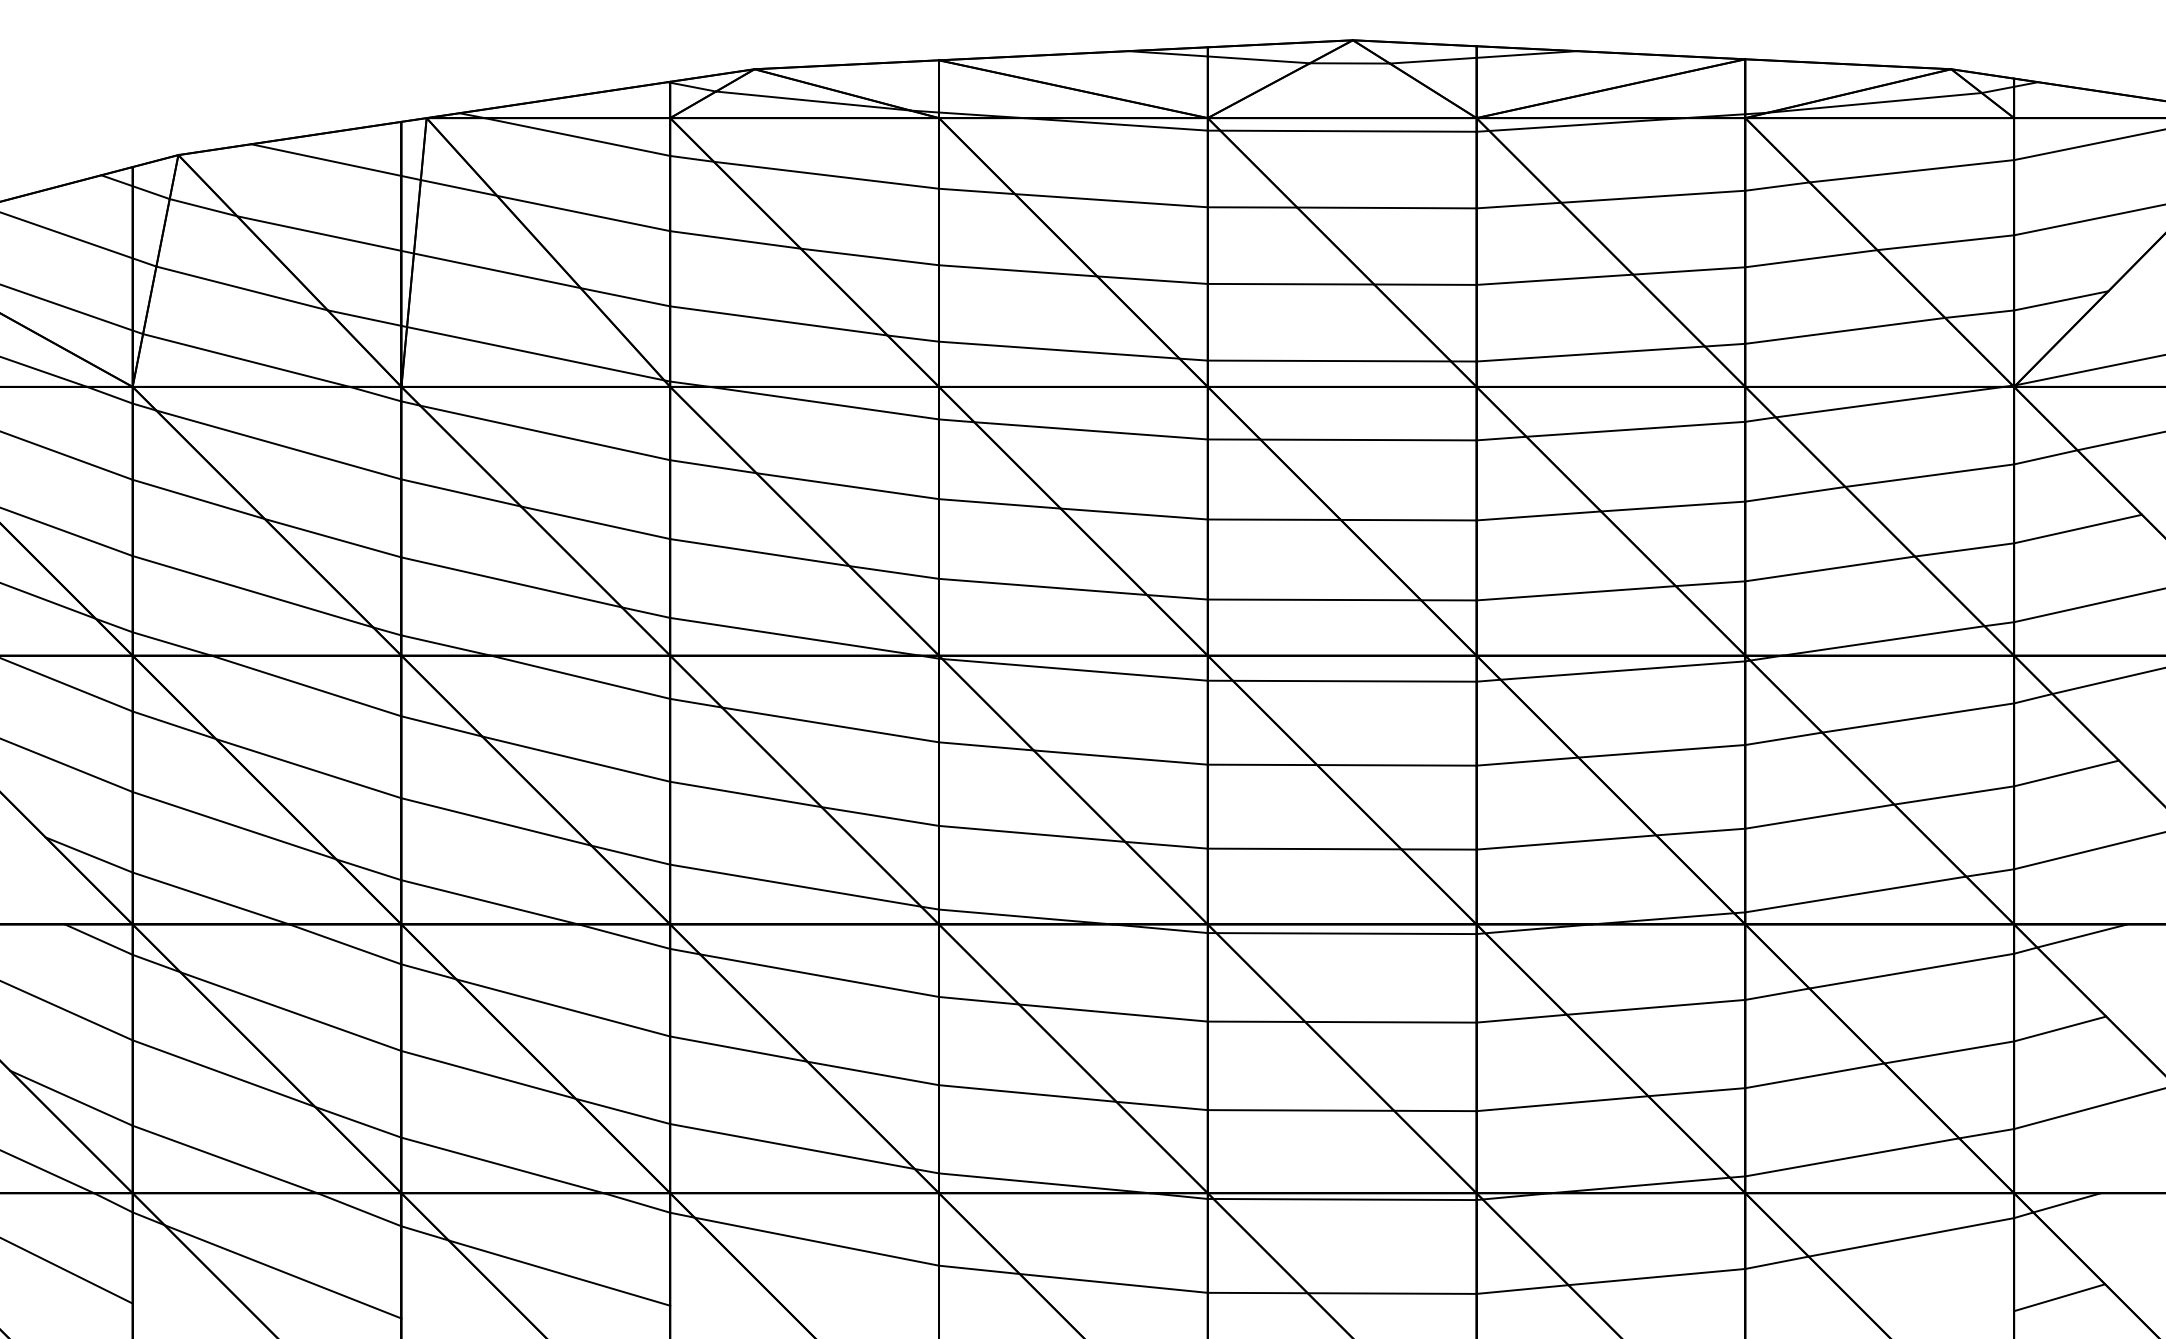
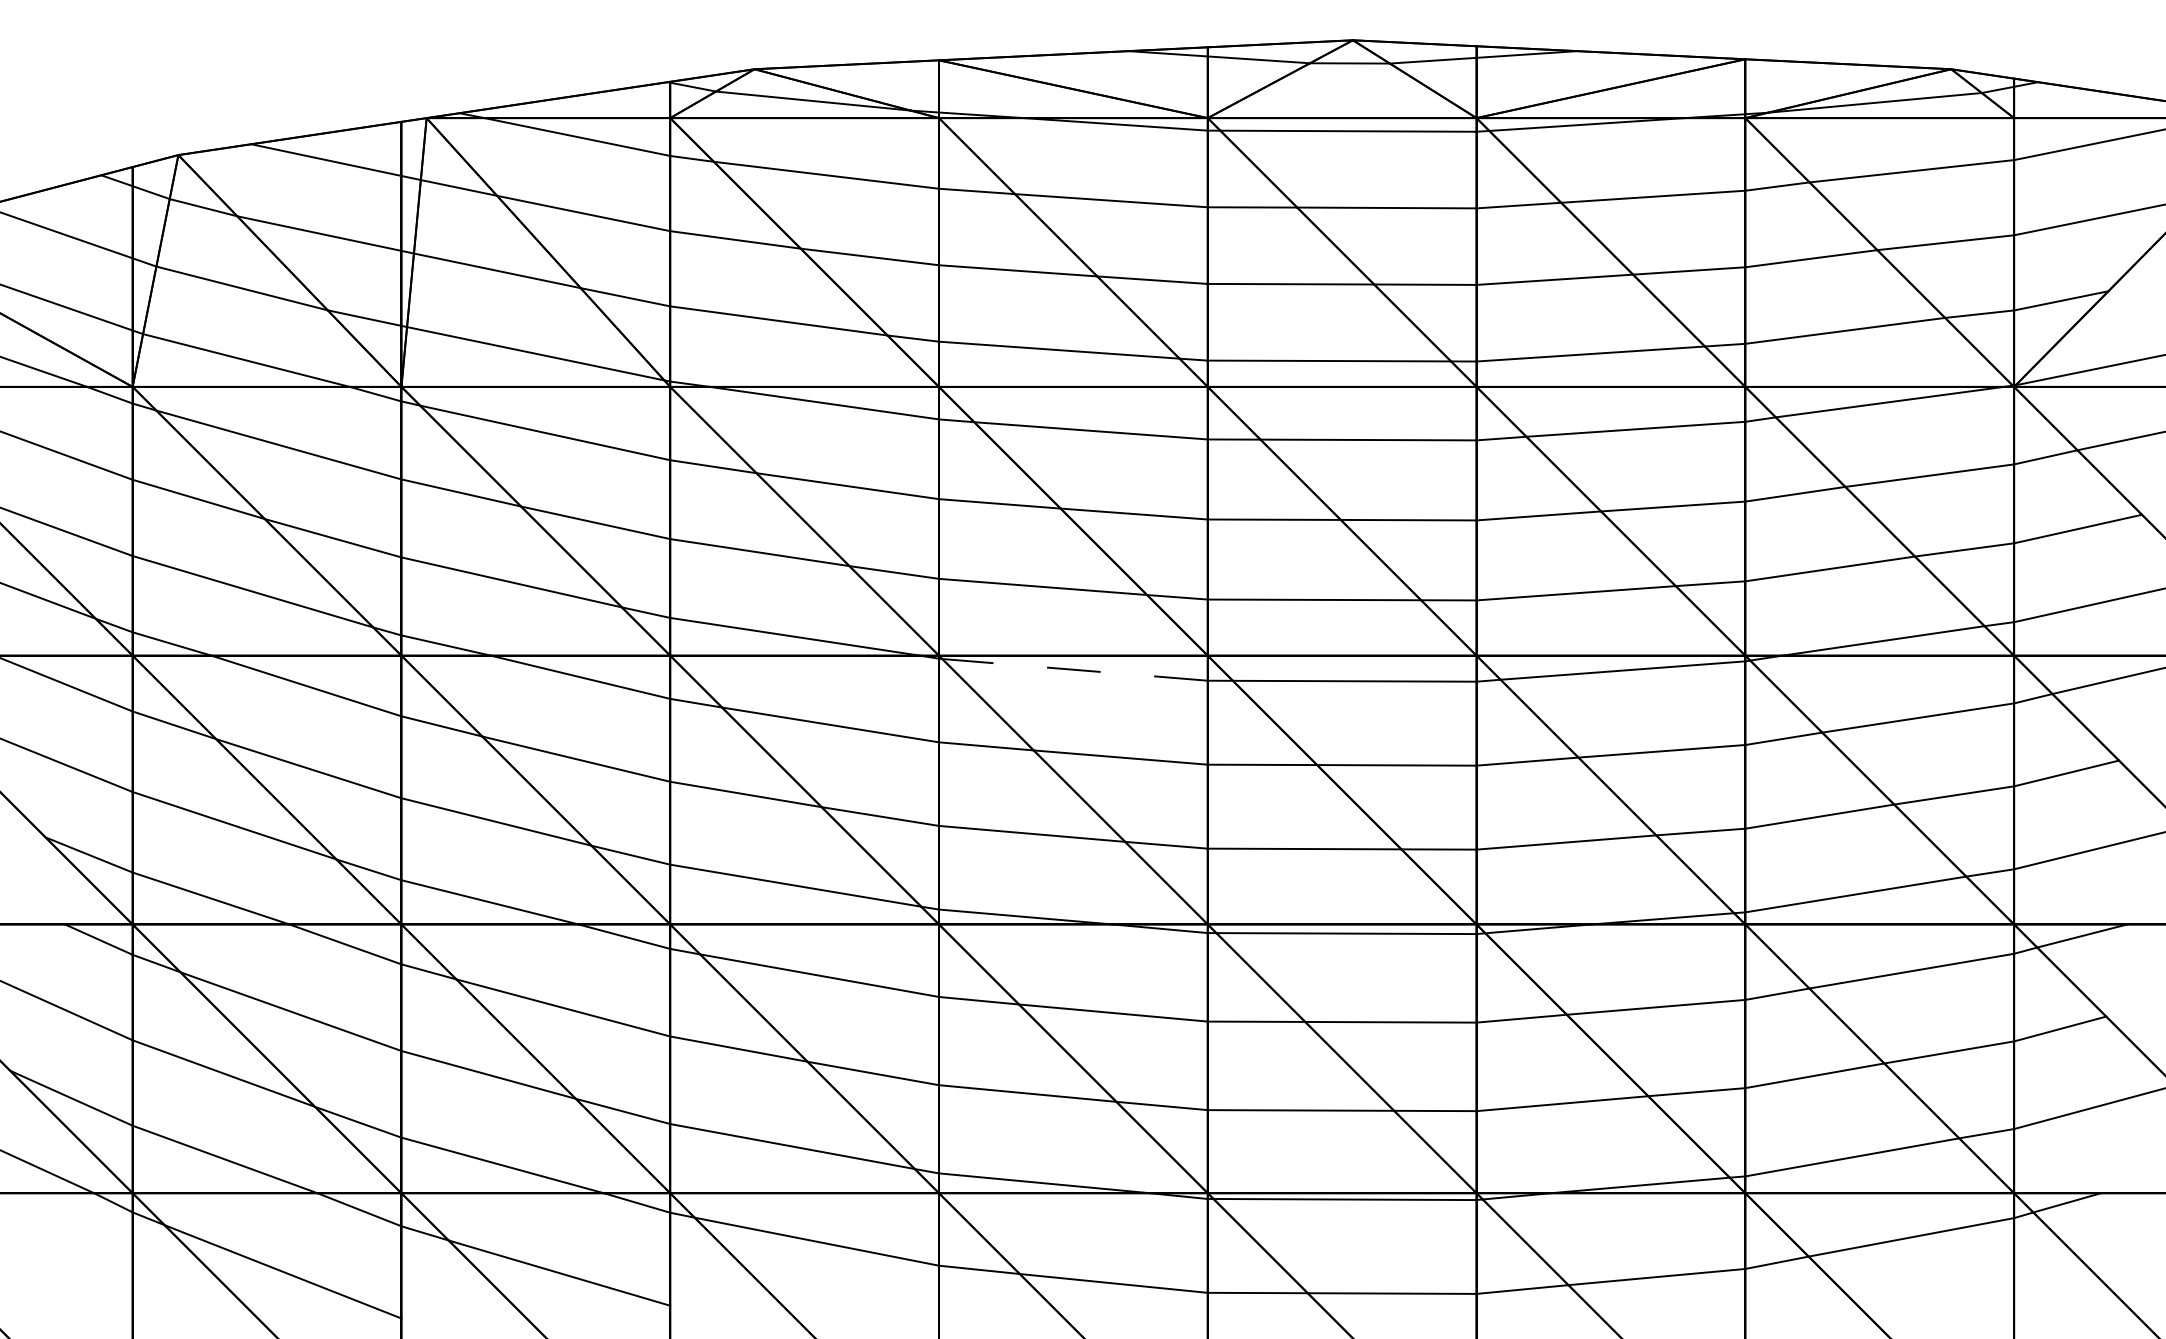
line: solid -> dashed (1074, 669)
line: present -> none (67, 1270)
line: present -> none (2059, 1297)
